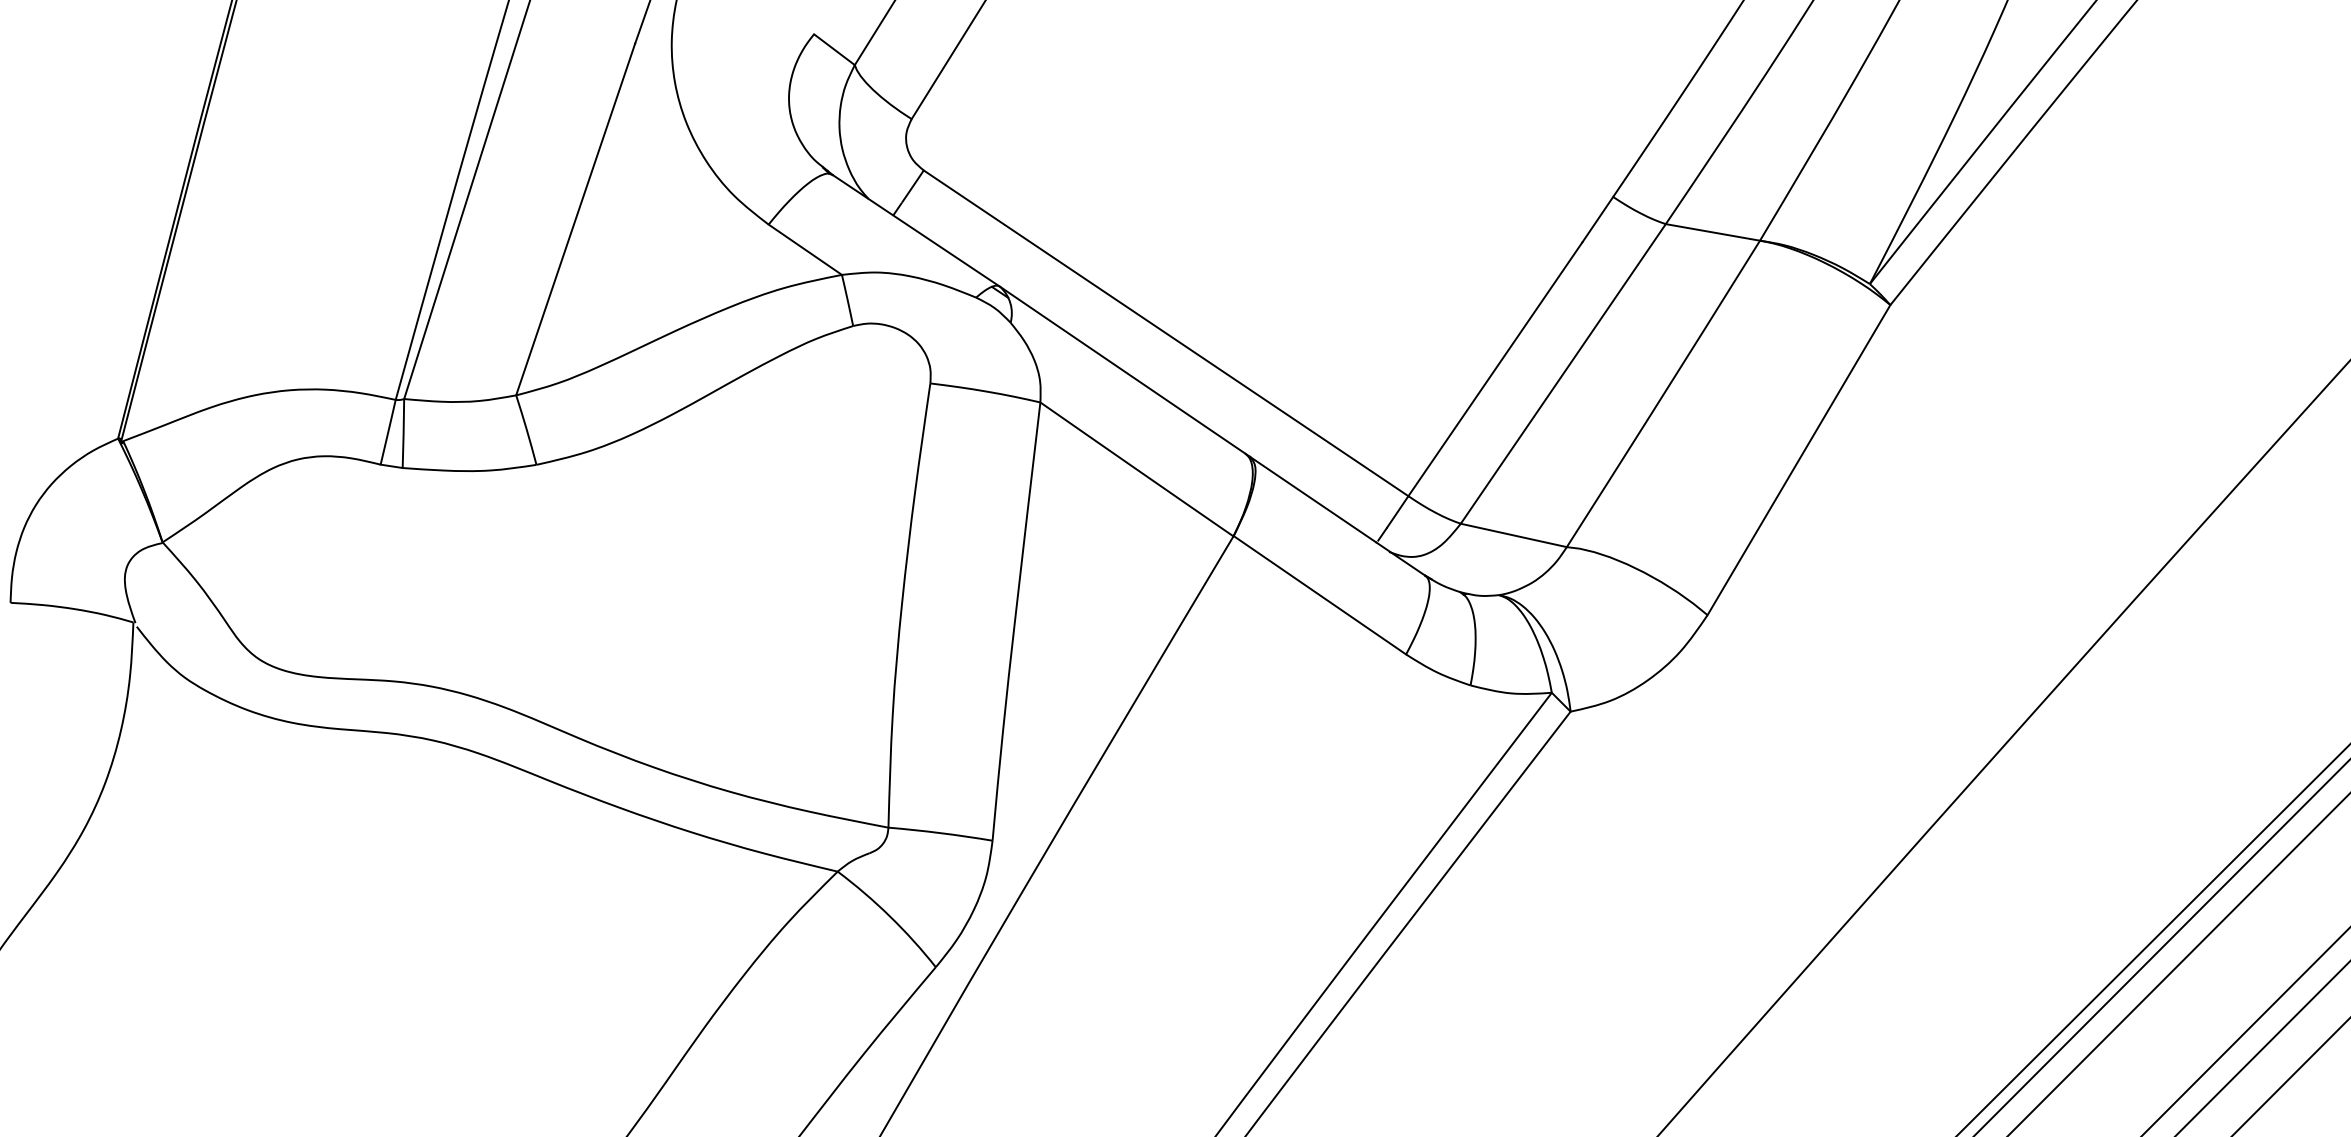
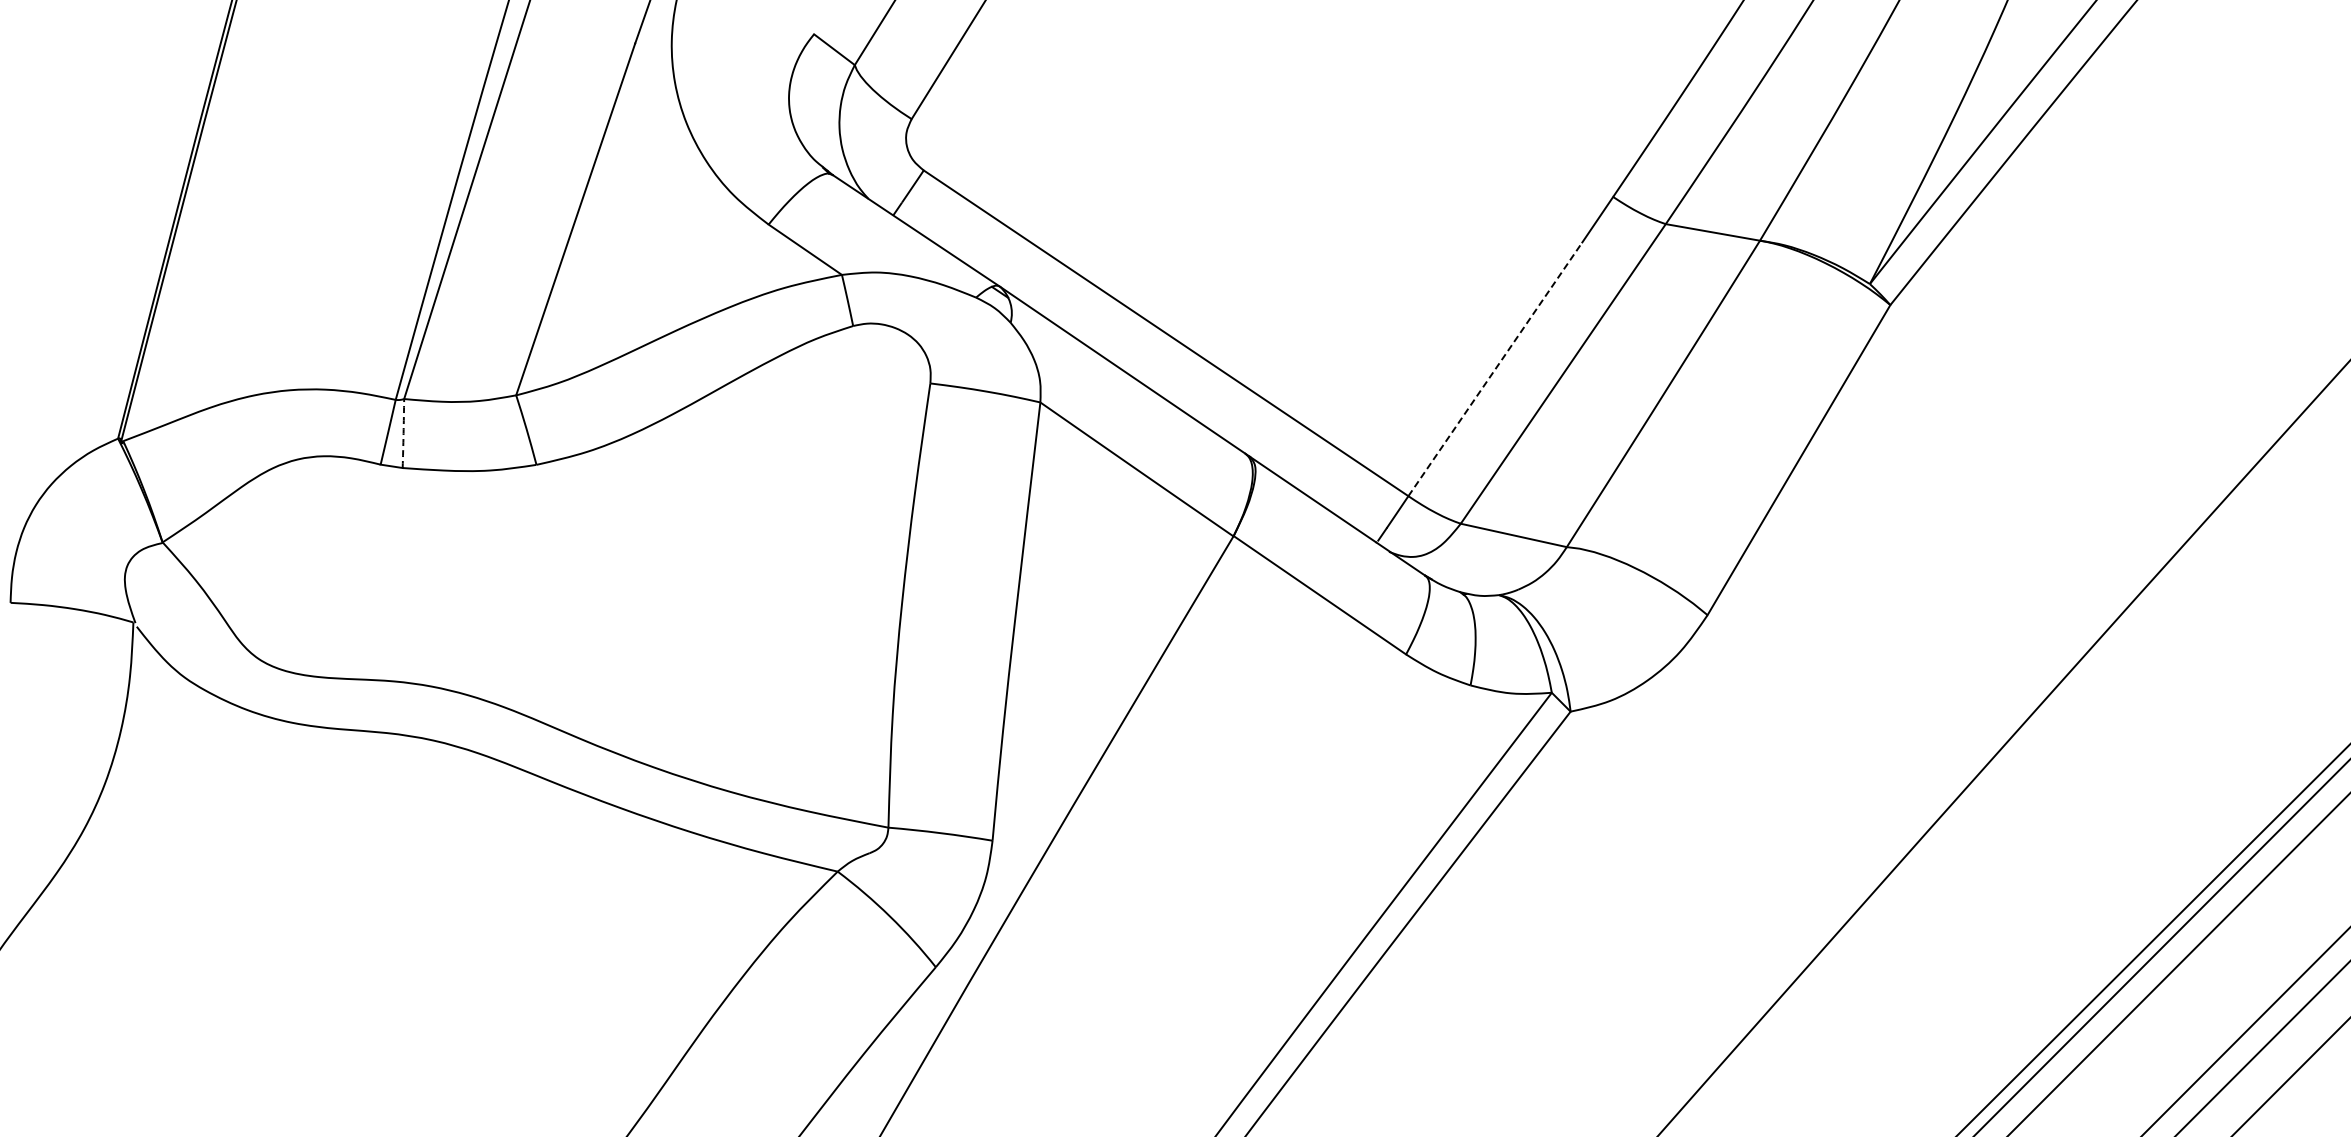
line: solid -> dashed (1495, 369)
arc: solid -> dashed (403, 433)
